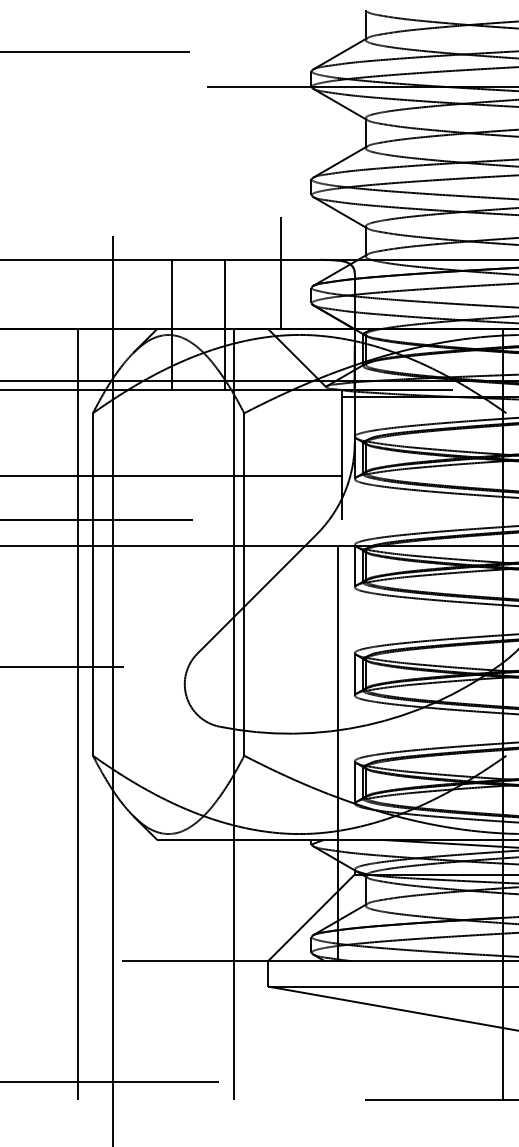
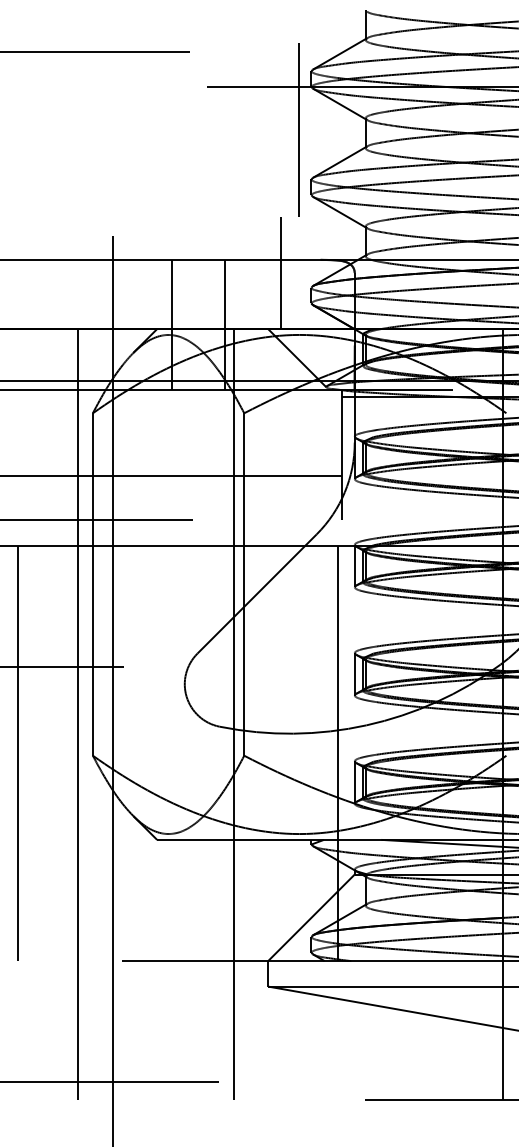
line: none -> present (298, 129)
line: none -> present (18, 753)
